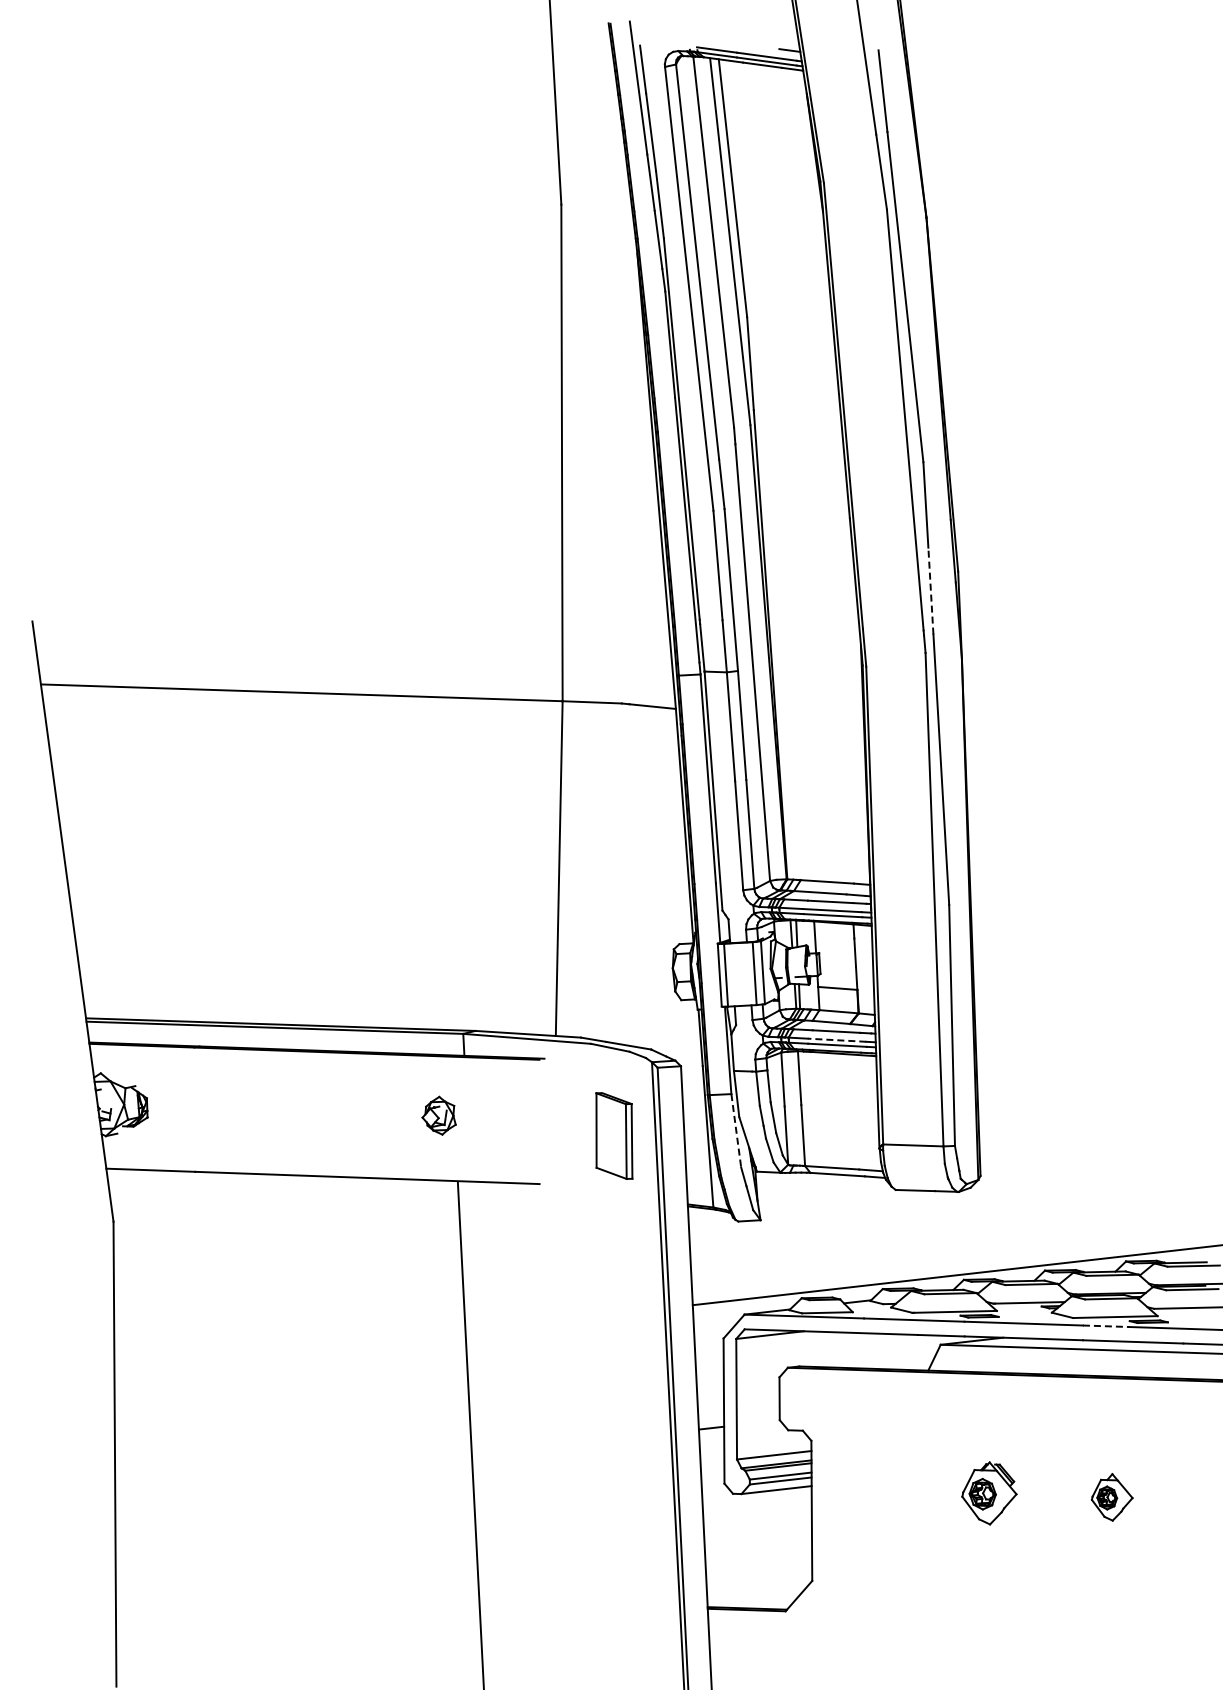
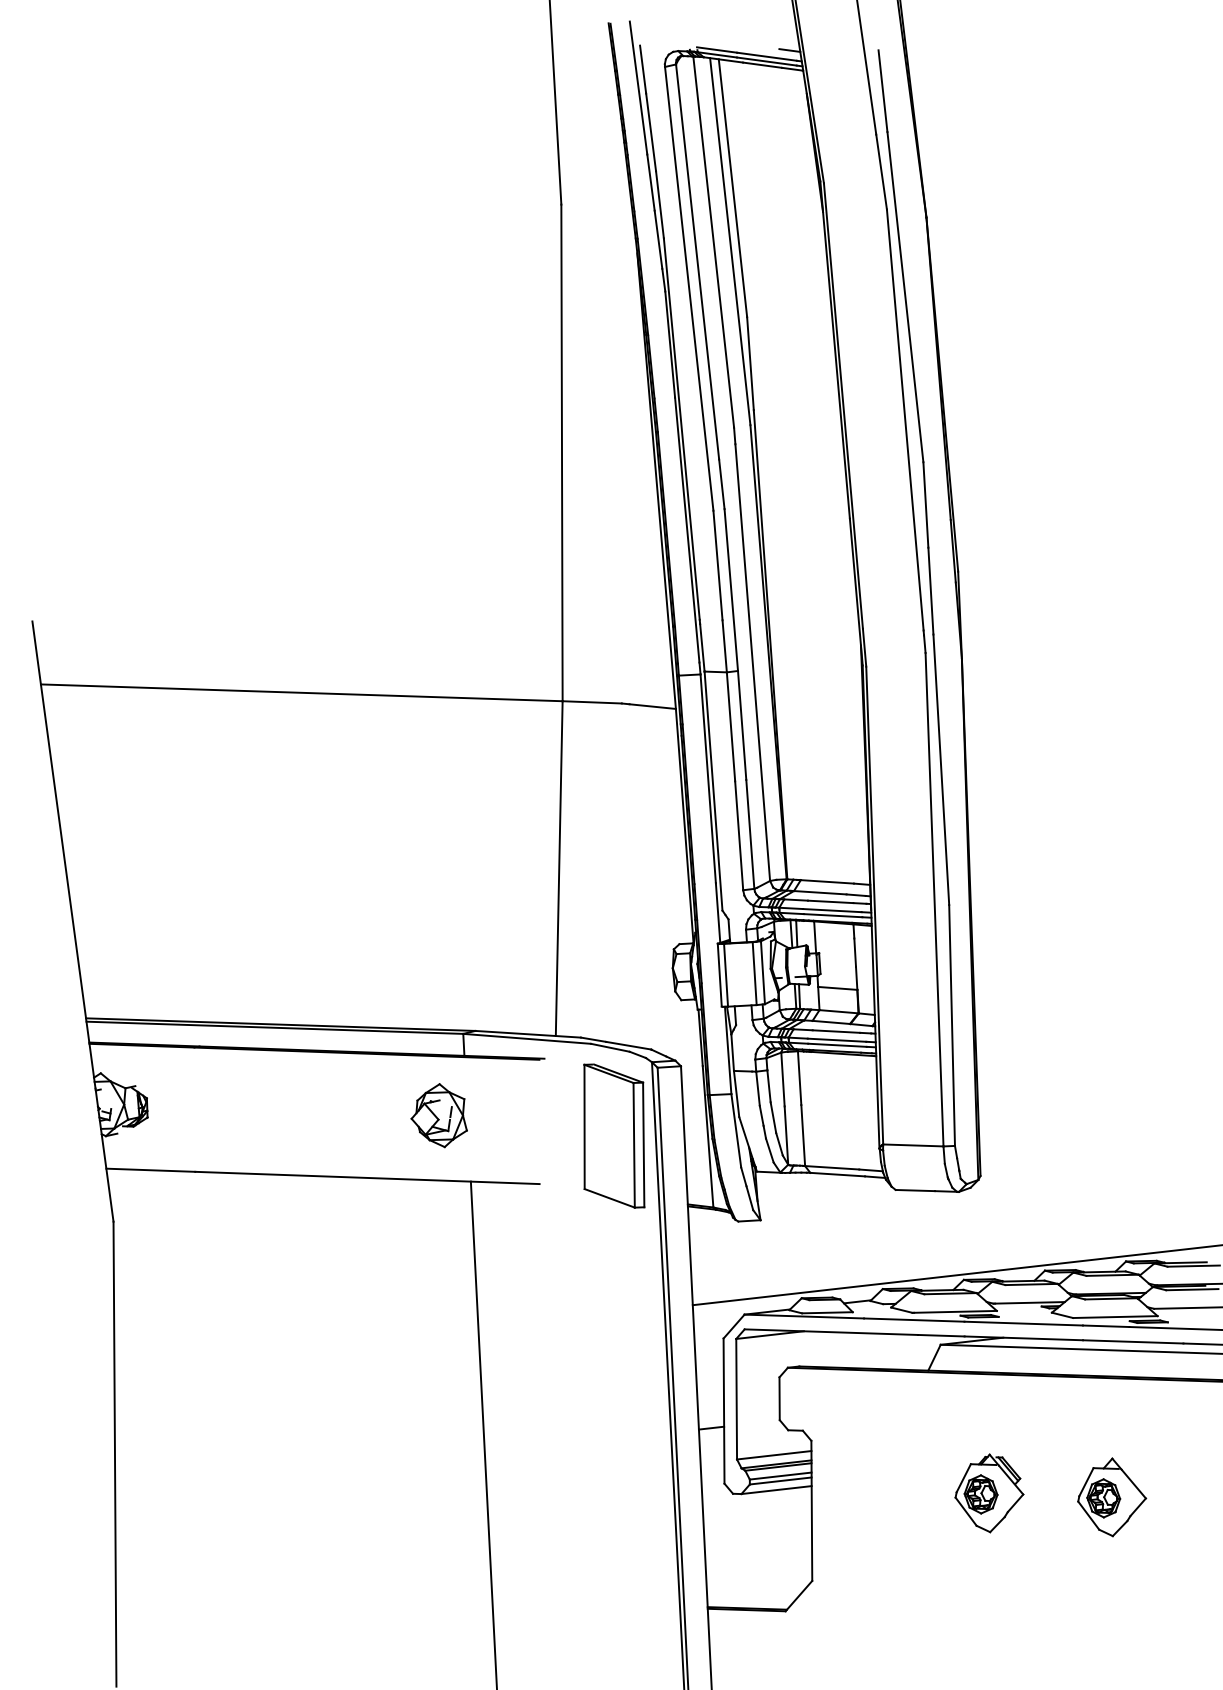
line: dashed -> solid (930, 590)
line: dashed -> solid (836, 1040)
part size: 36x41 px -> 58x66 px (438, 1115)
line: dashed -> solid (736, 1130)
part size: 39x88 px -> 63x146 px (614, 1135)
line: dashed -> solid (1106, 1326)
line position: (470, 1434) -> (483, 1433) (483, 1433)
part size: 57x65 px -> 71x81 px (989, 1493)
part size: 44x49 px -> 71x81 px (1112, 1497)
